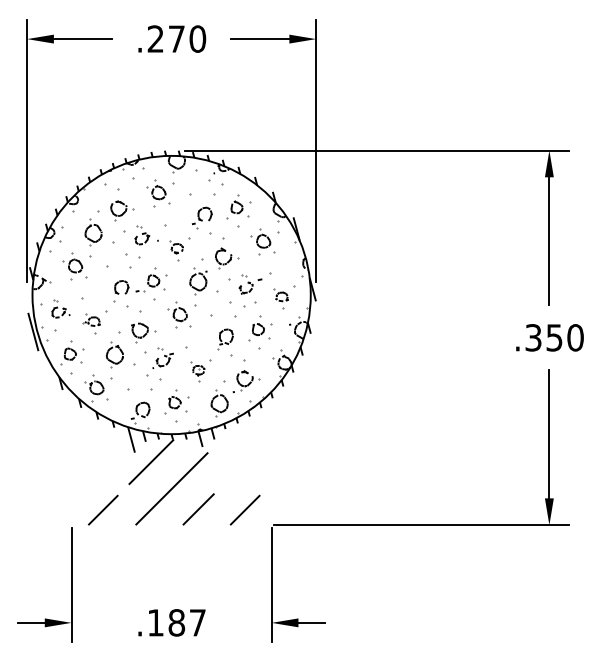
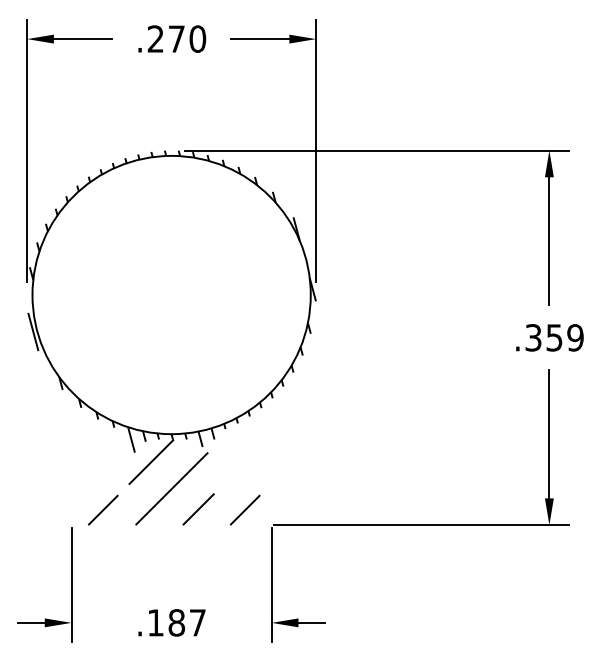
hatch: present -> none (170, 294)
text: .350 -> .359 (575, 337)
